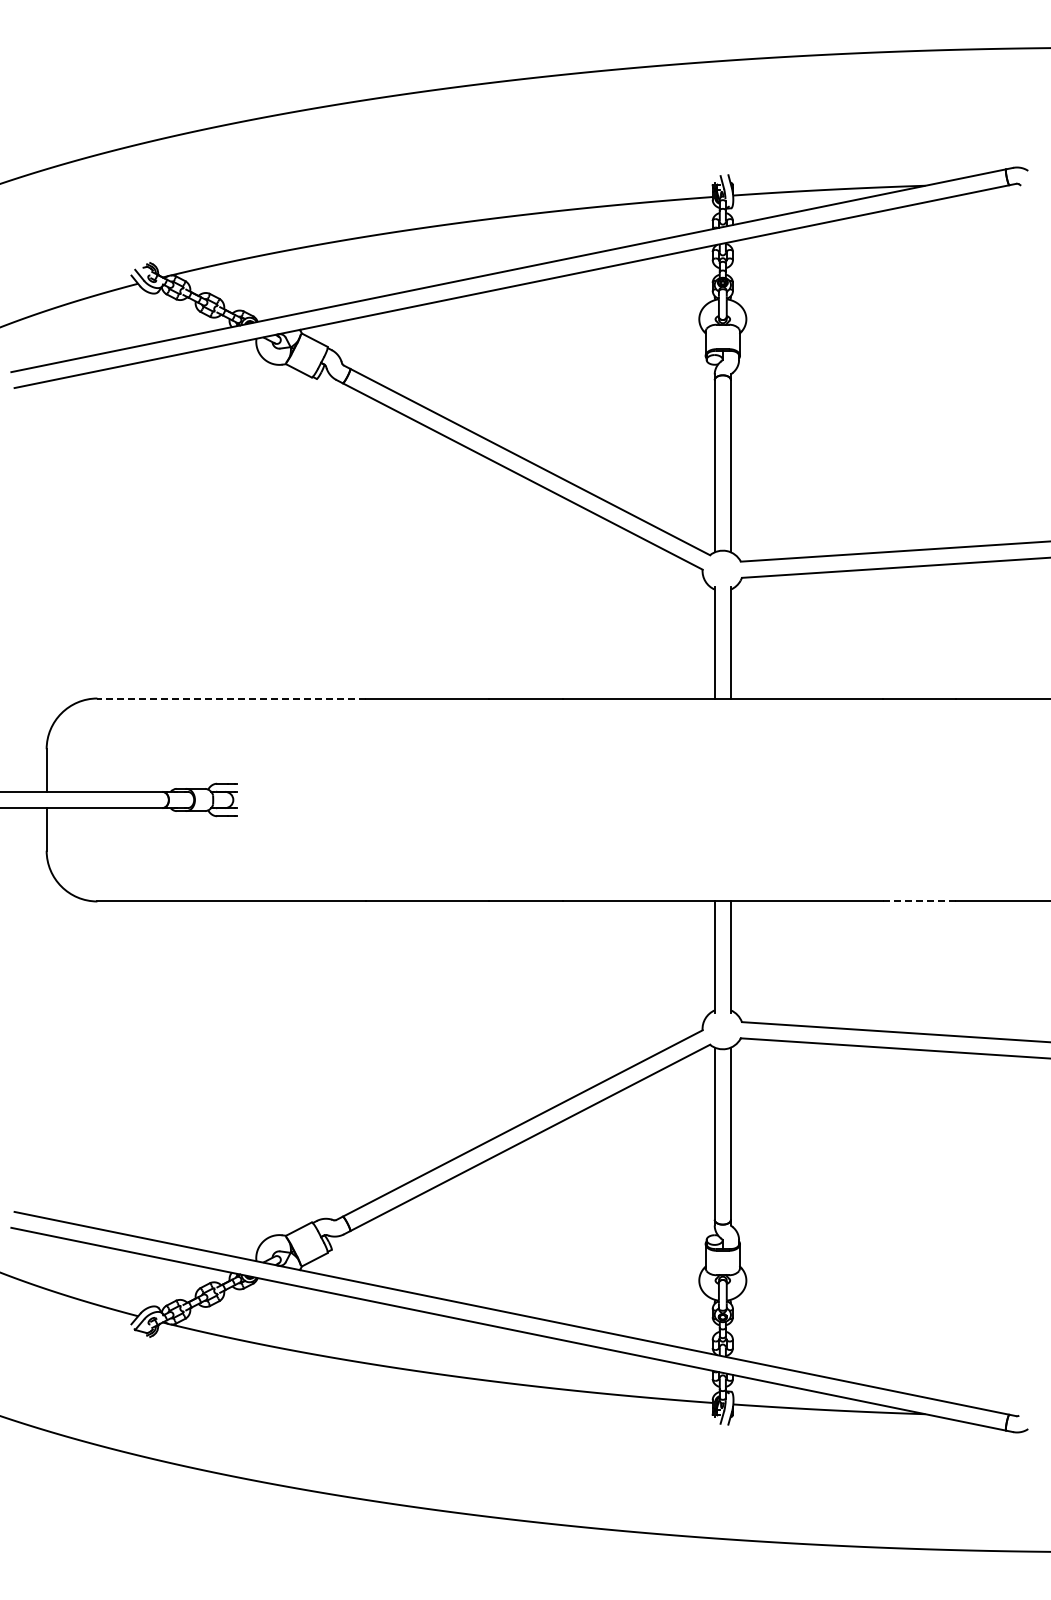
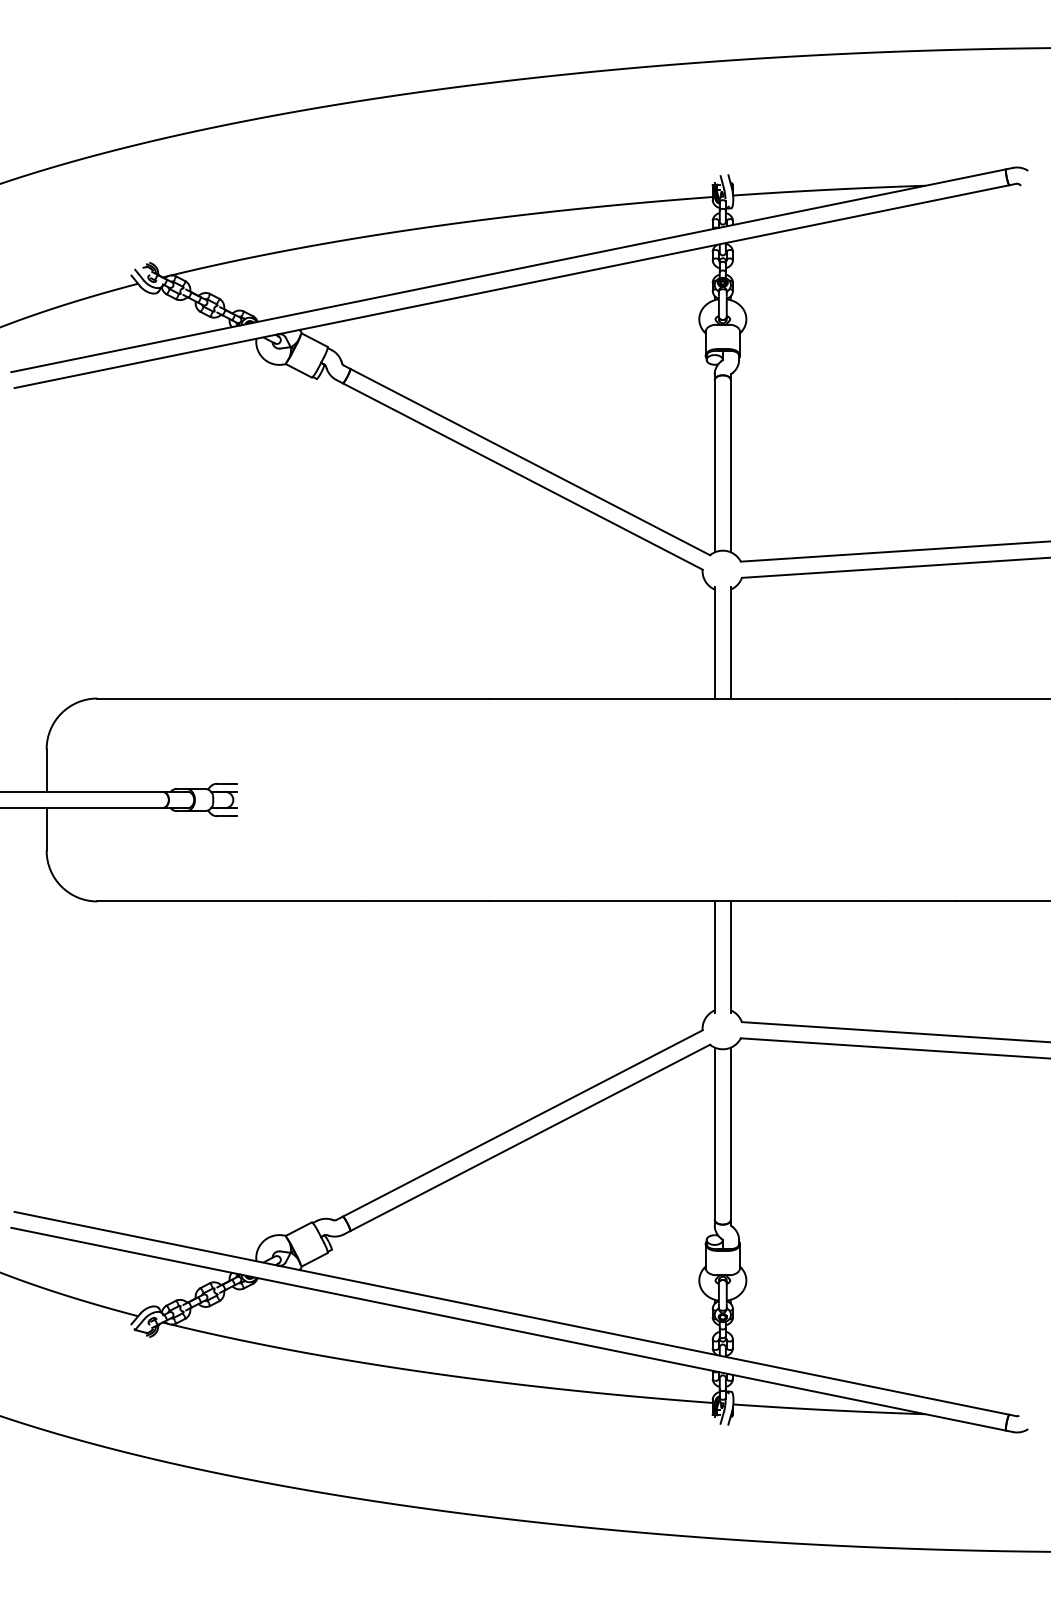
line: dashed -> solid (231, 698)
line: dashed -> solid (919, 901)
